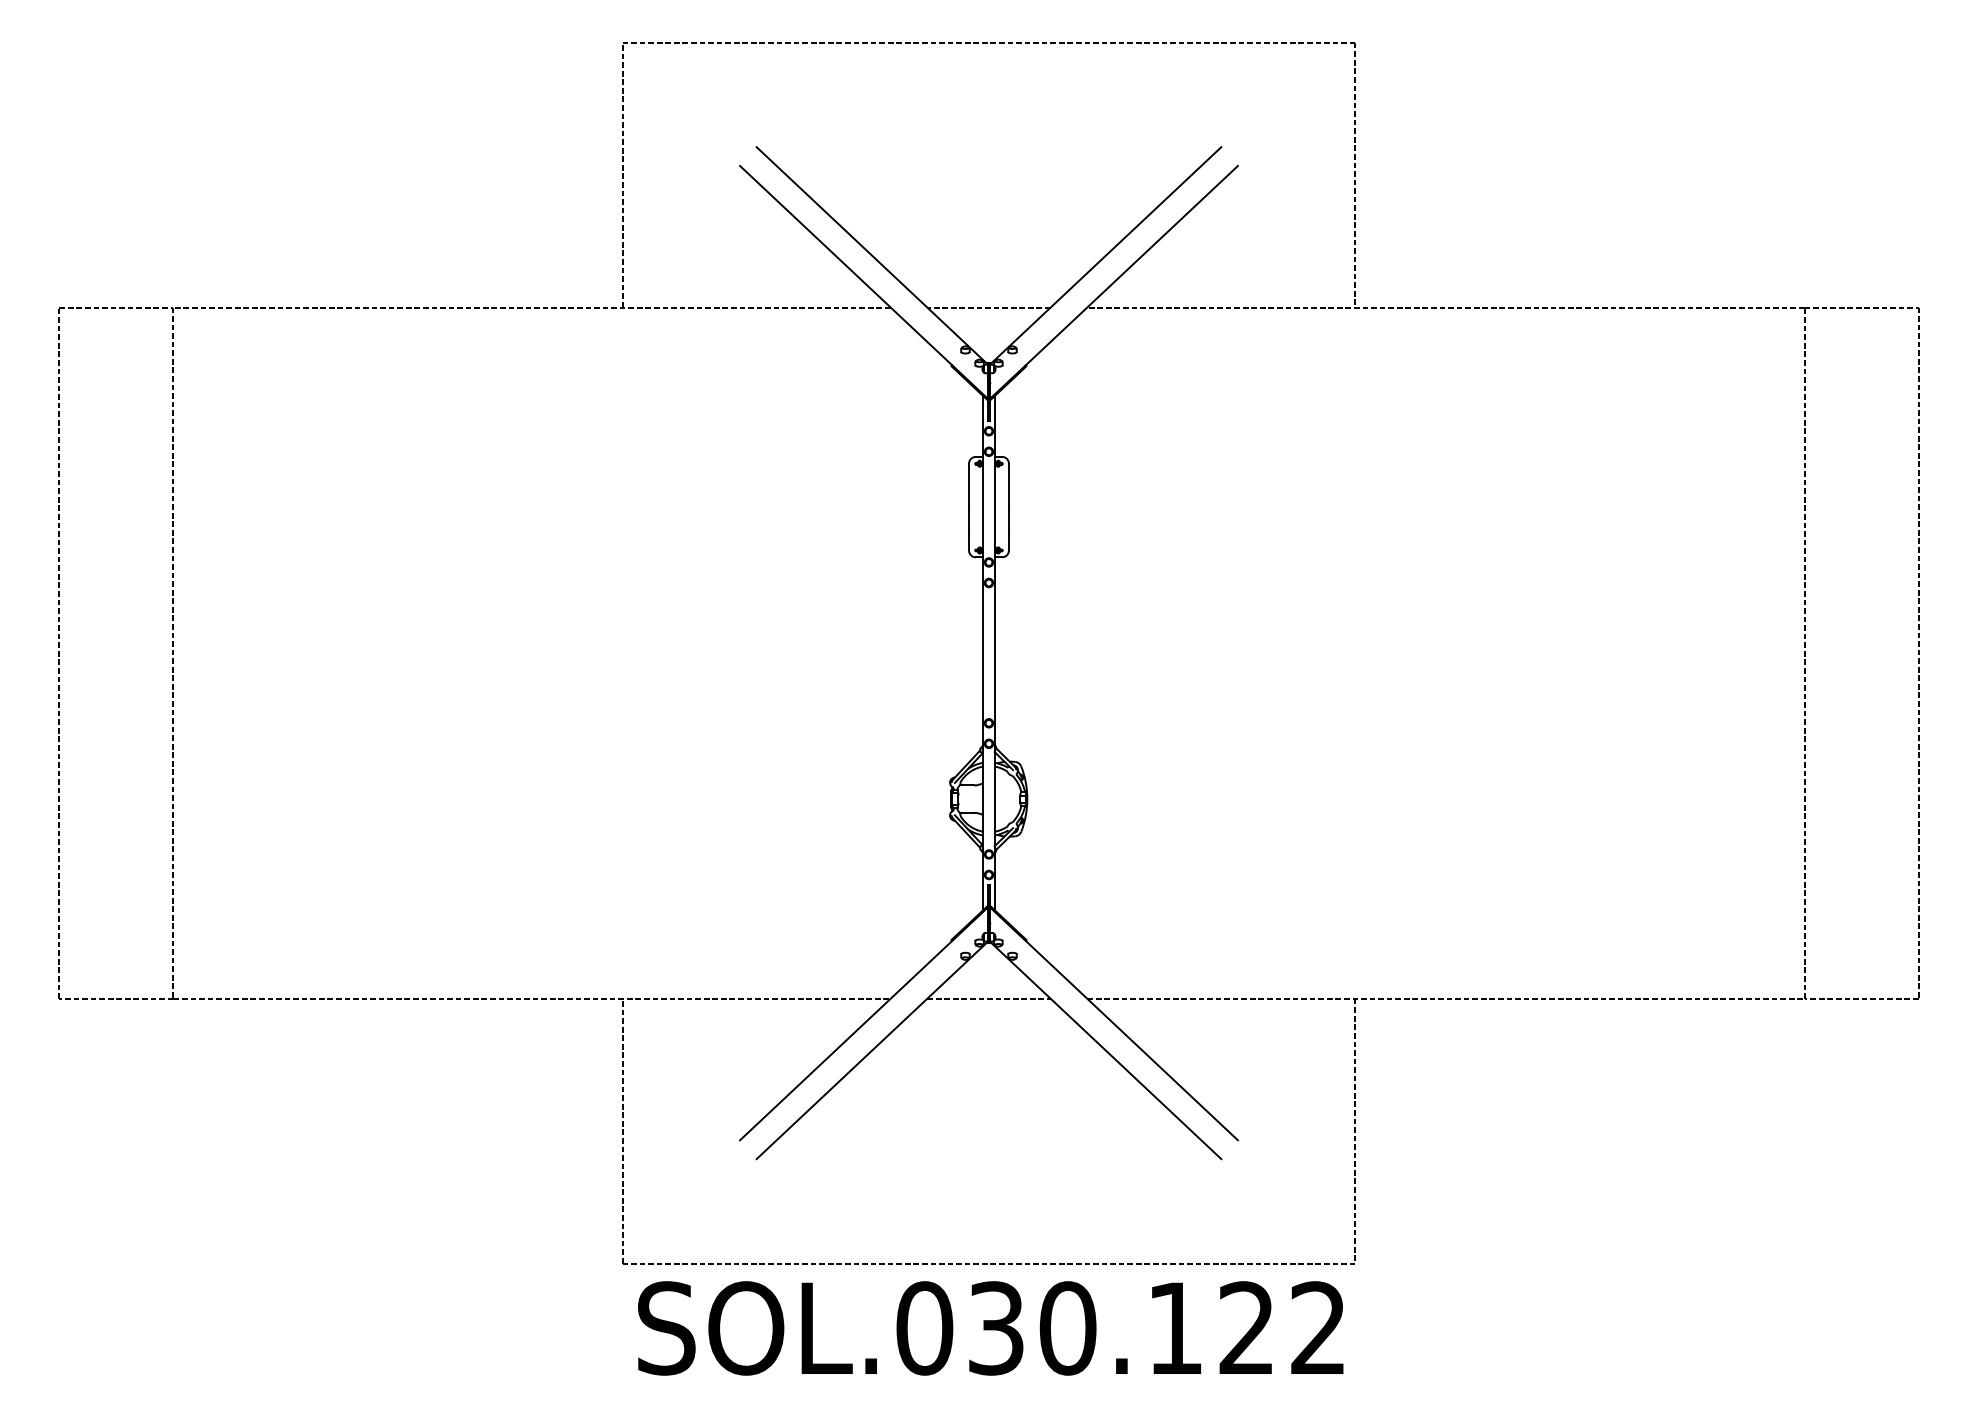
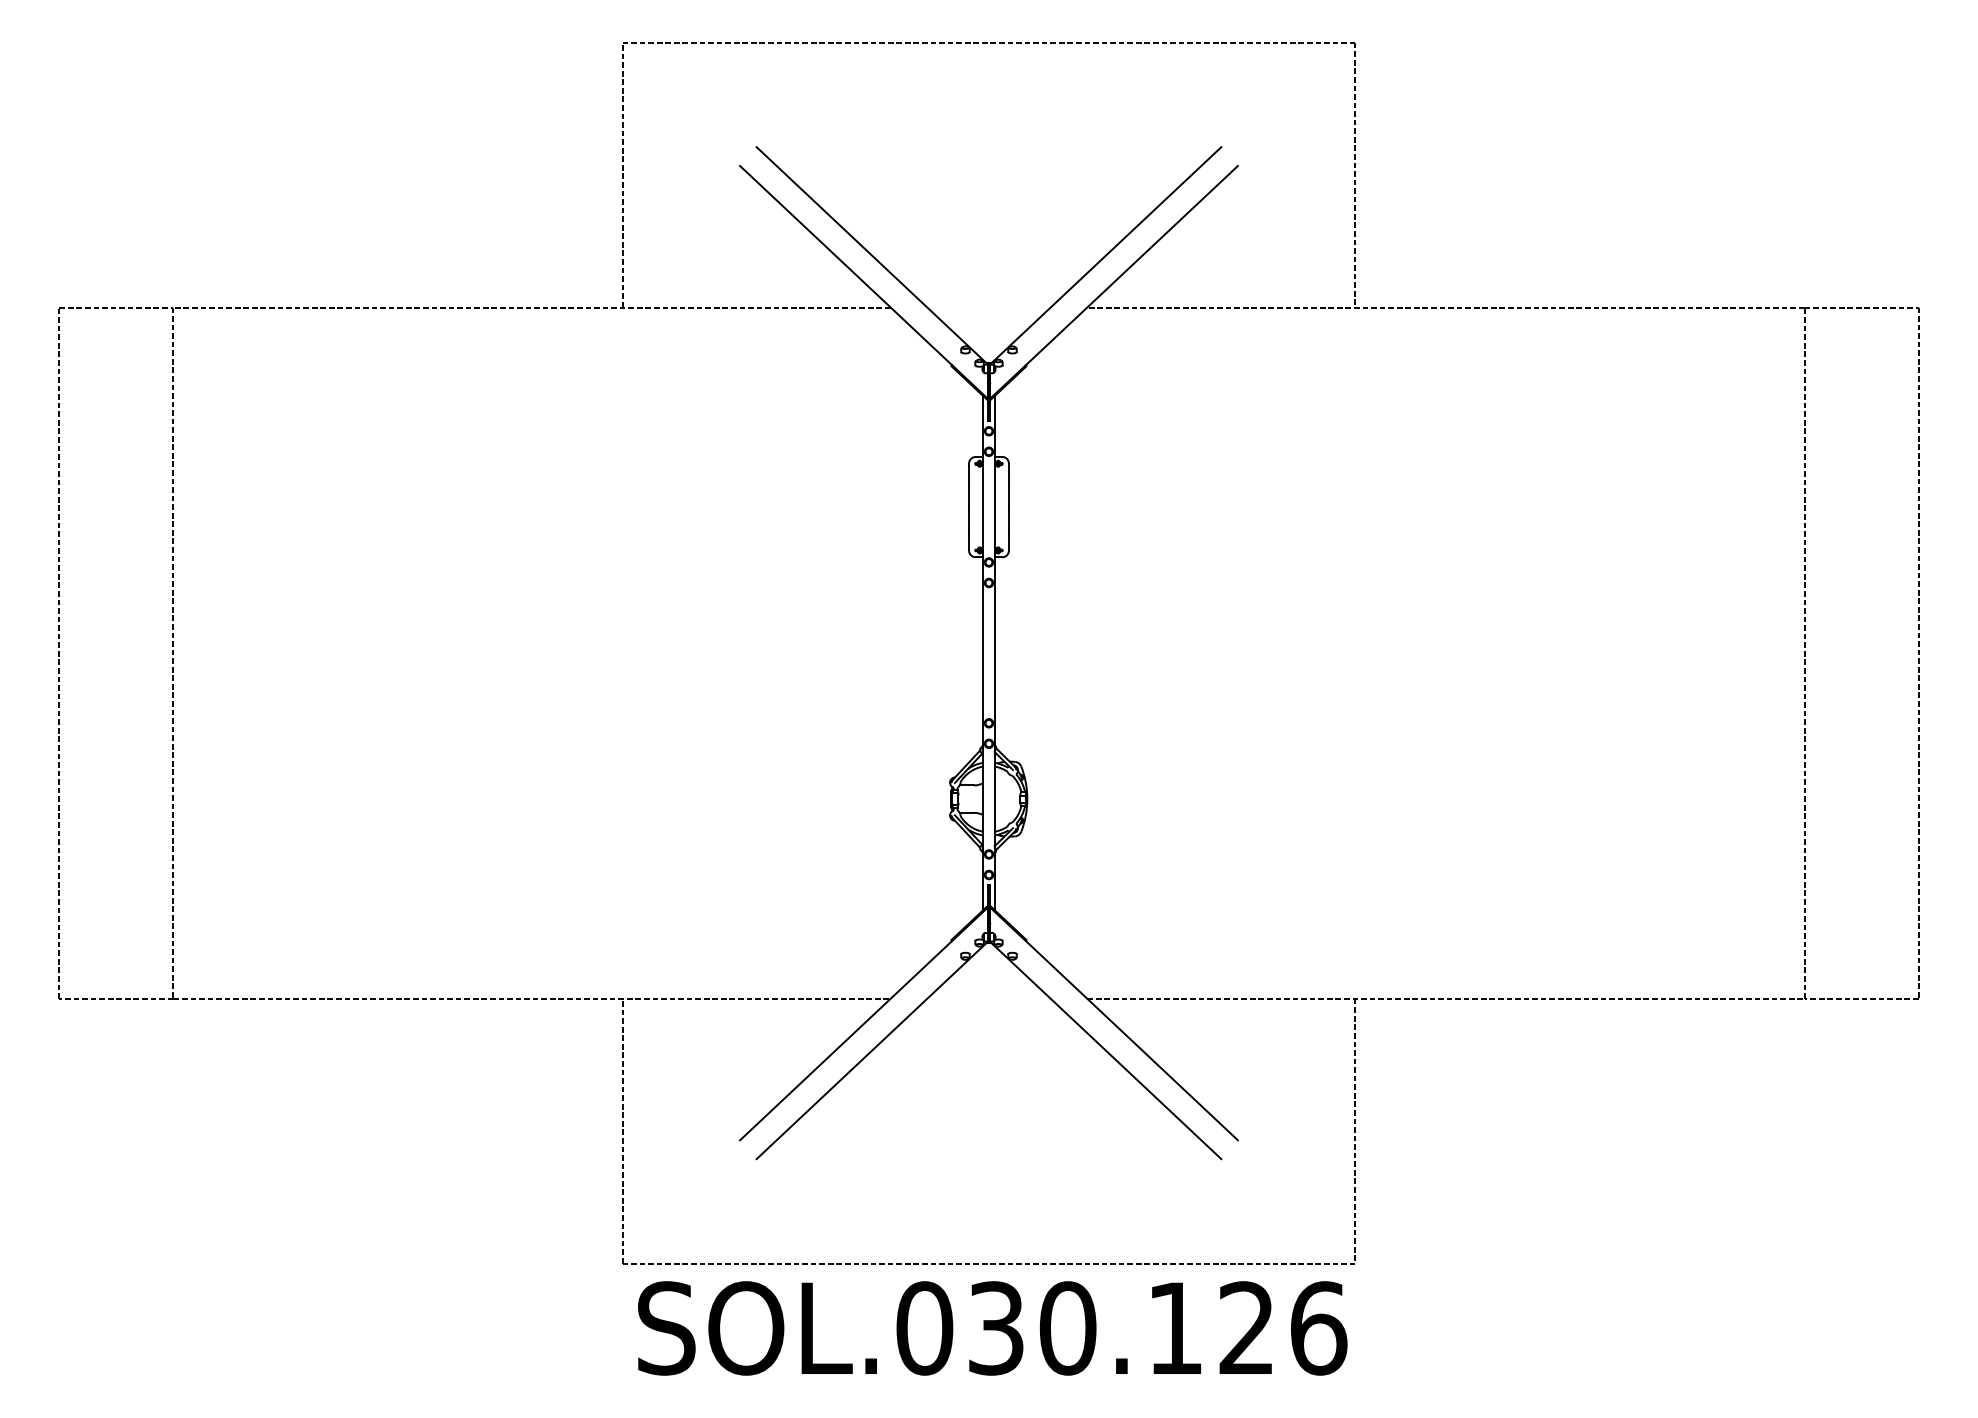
line: present -> none (988, 307)
line: present -> none (988, 998)
text: SOL.030.122 -> SOL.030.126 (1319, 1328)
